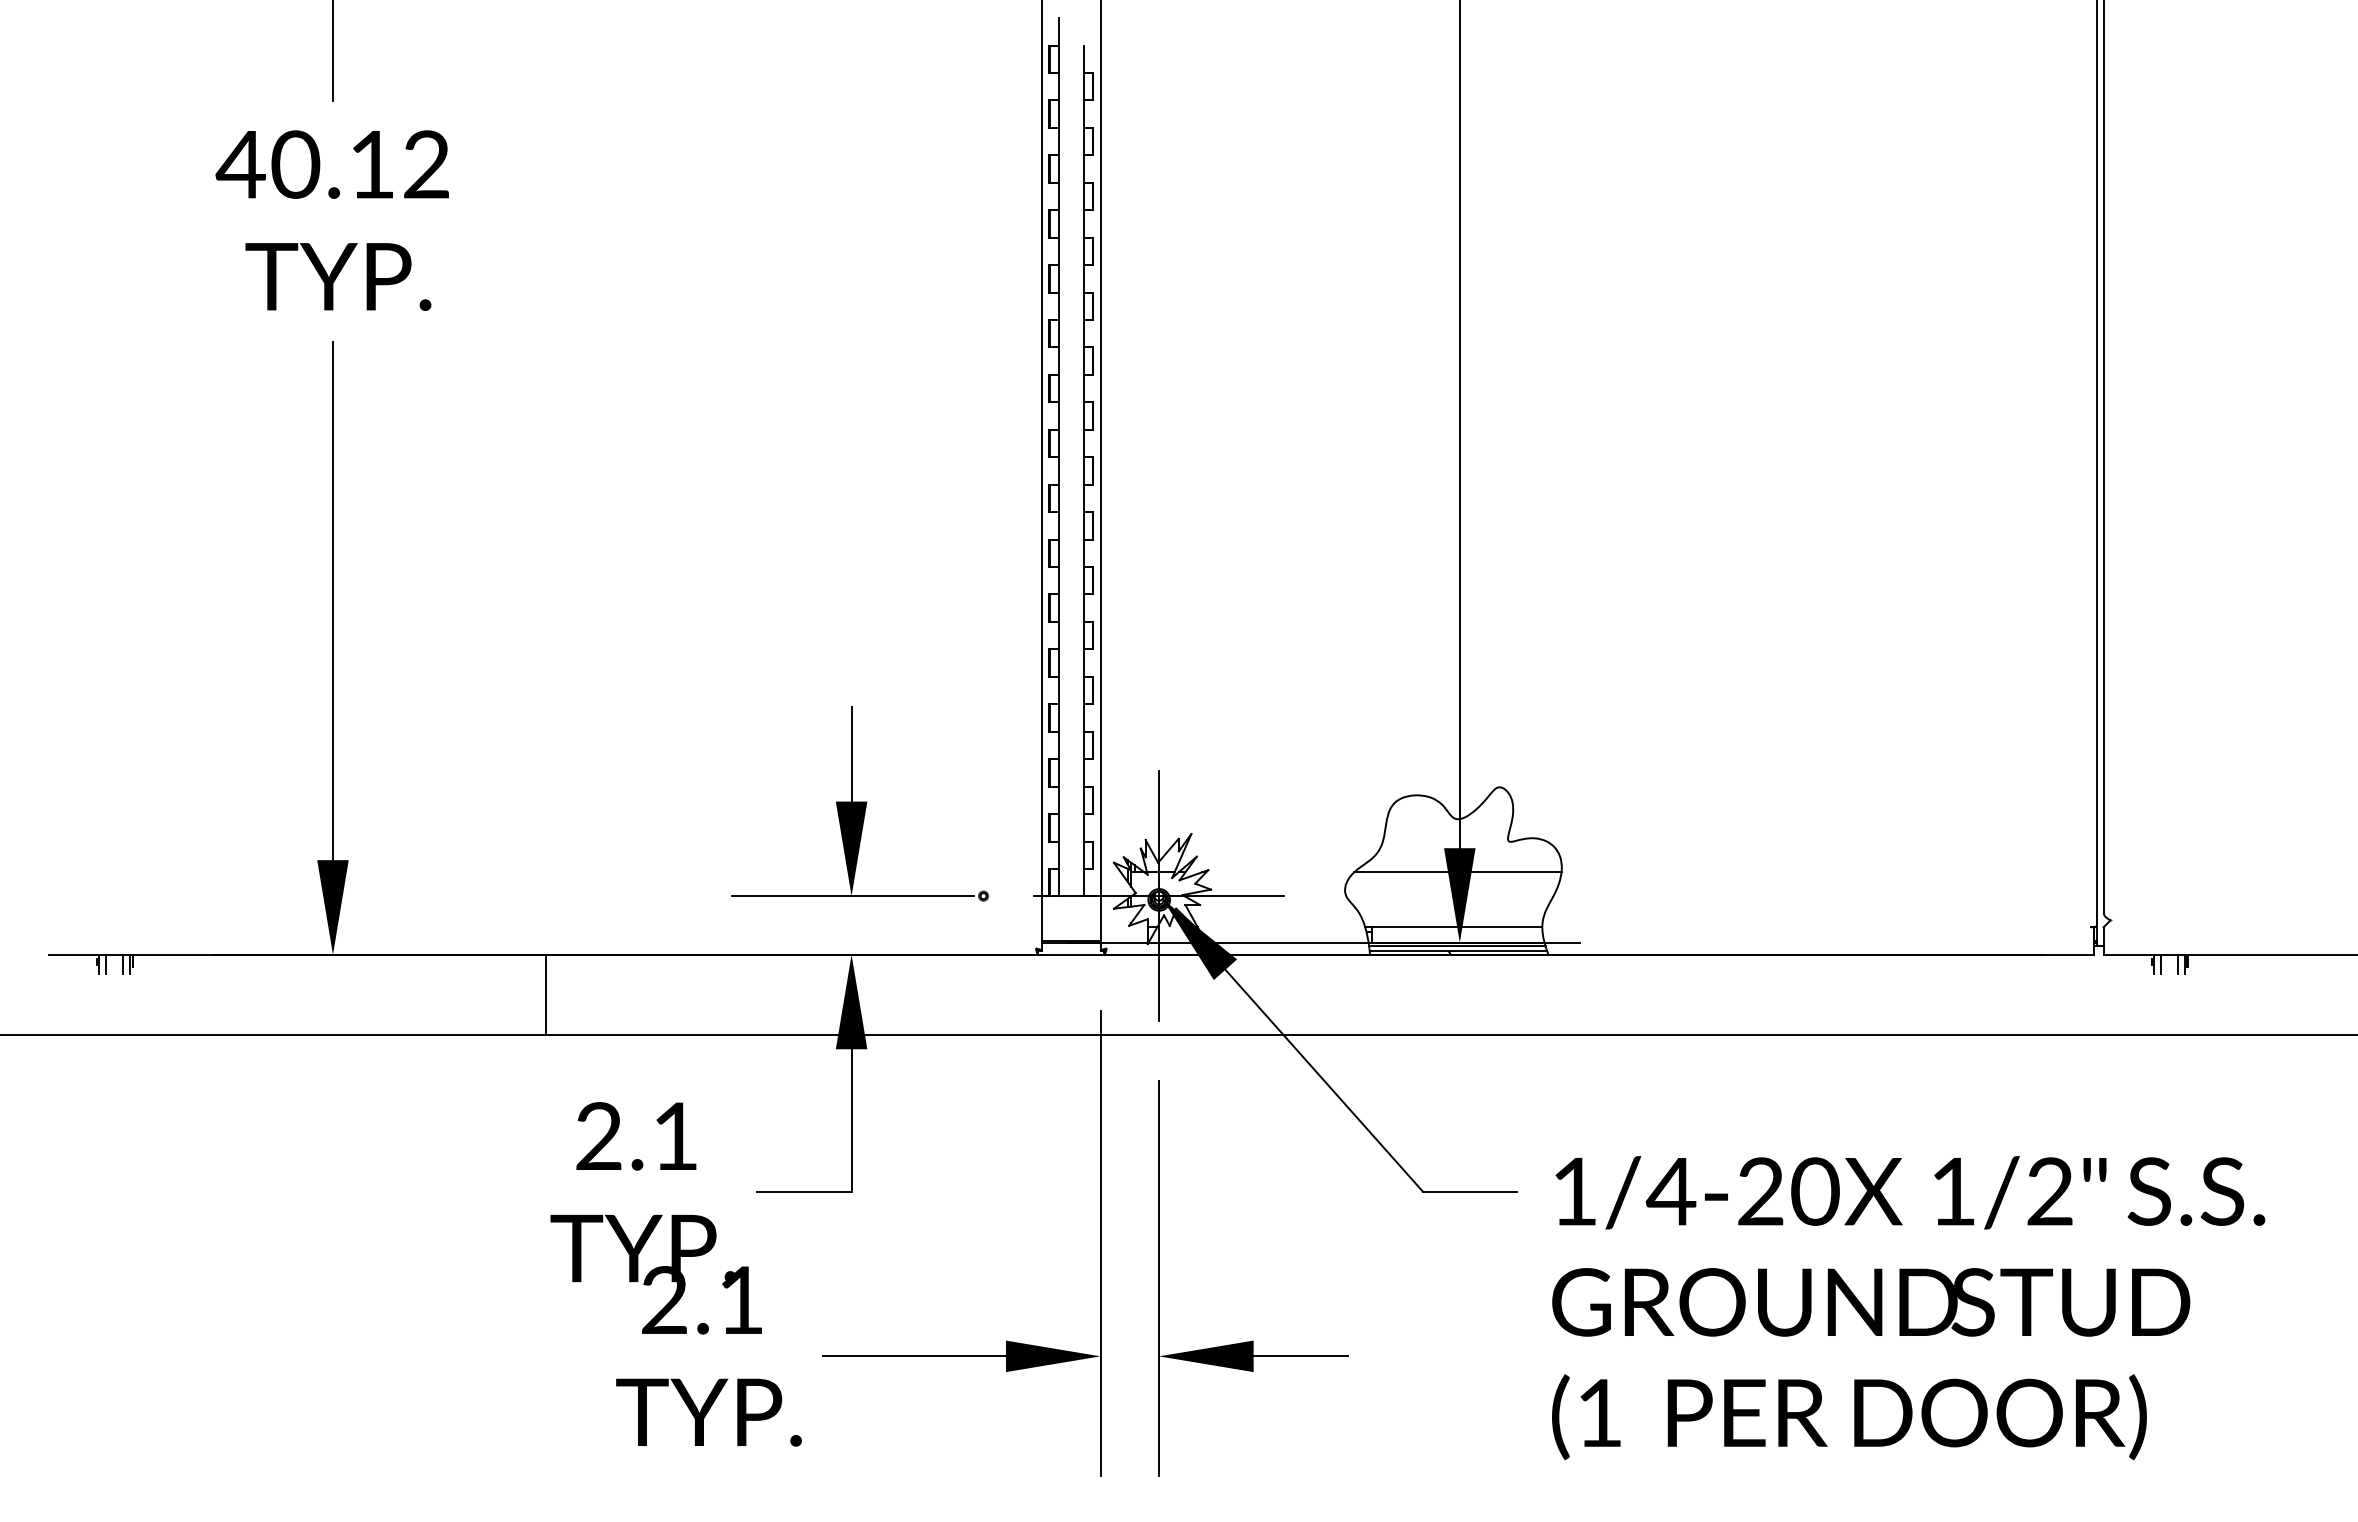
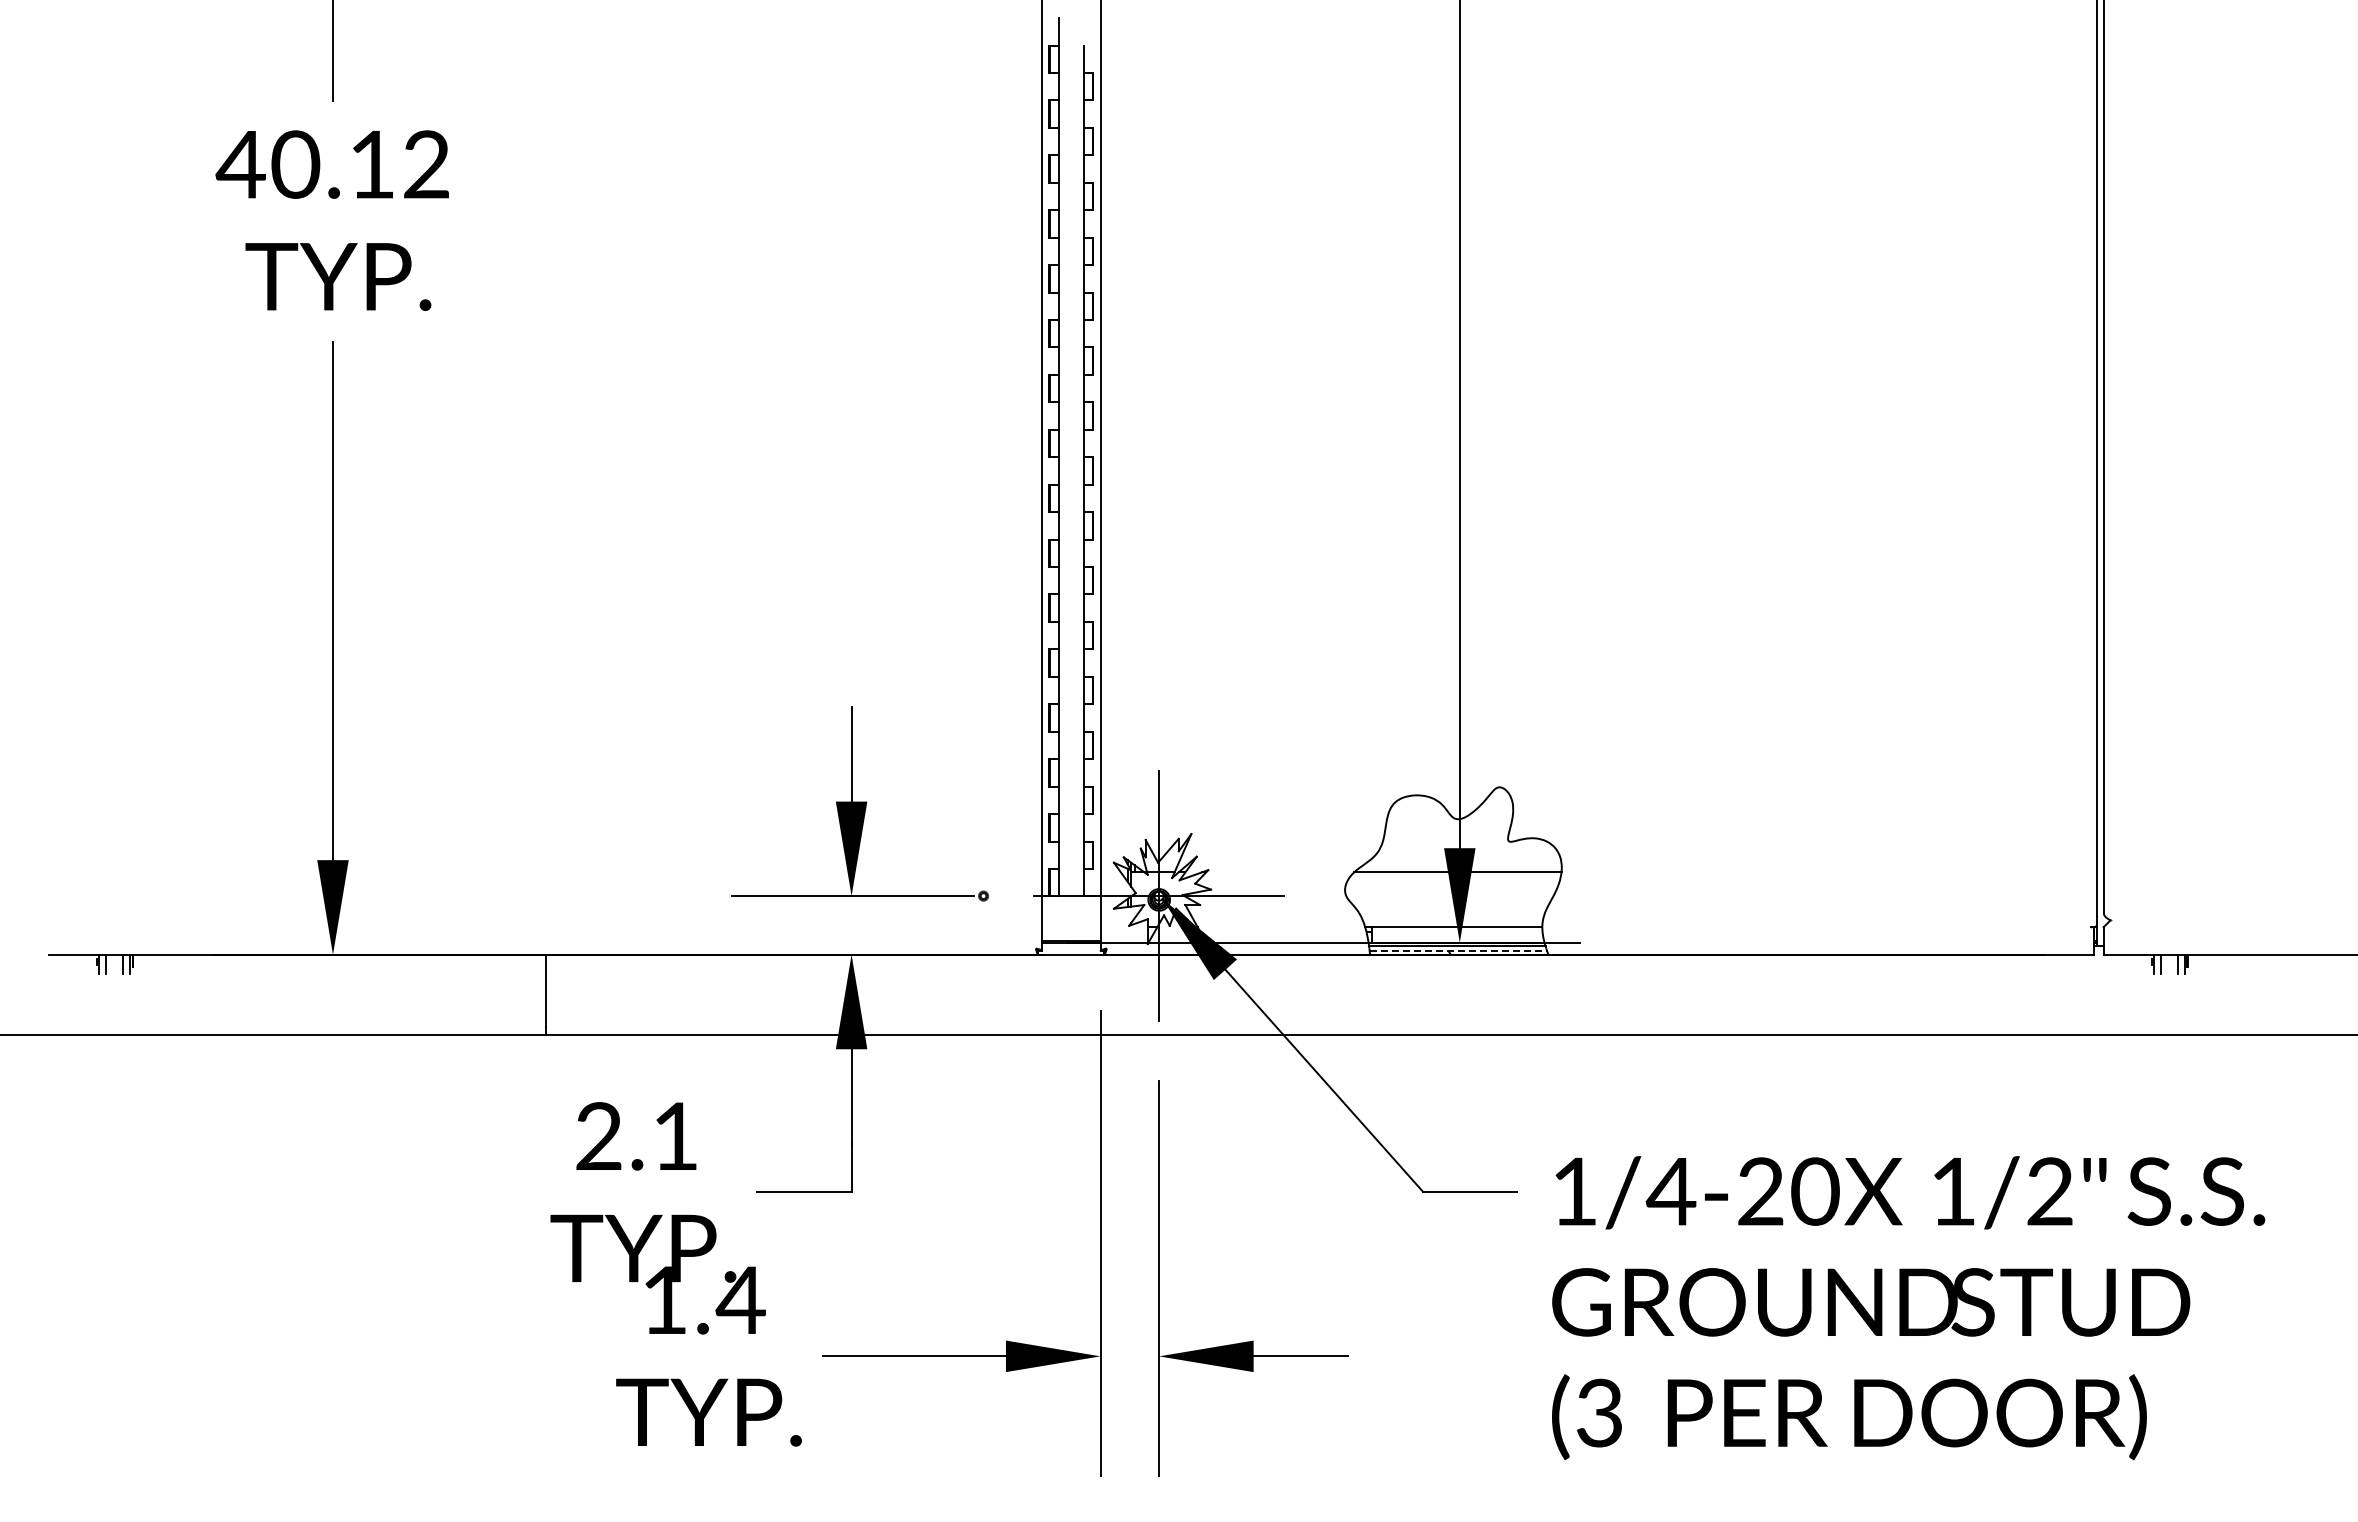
line: solid -> dashed (1458, 950)
text: 2.1 -> 1.4 (703, 1299)
text: (1 -> (3 (1599, 1412)
